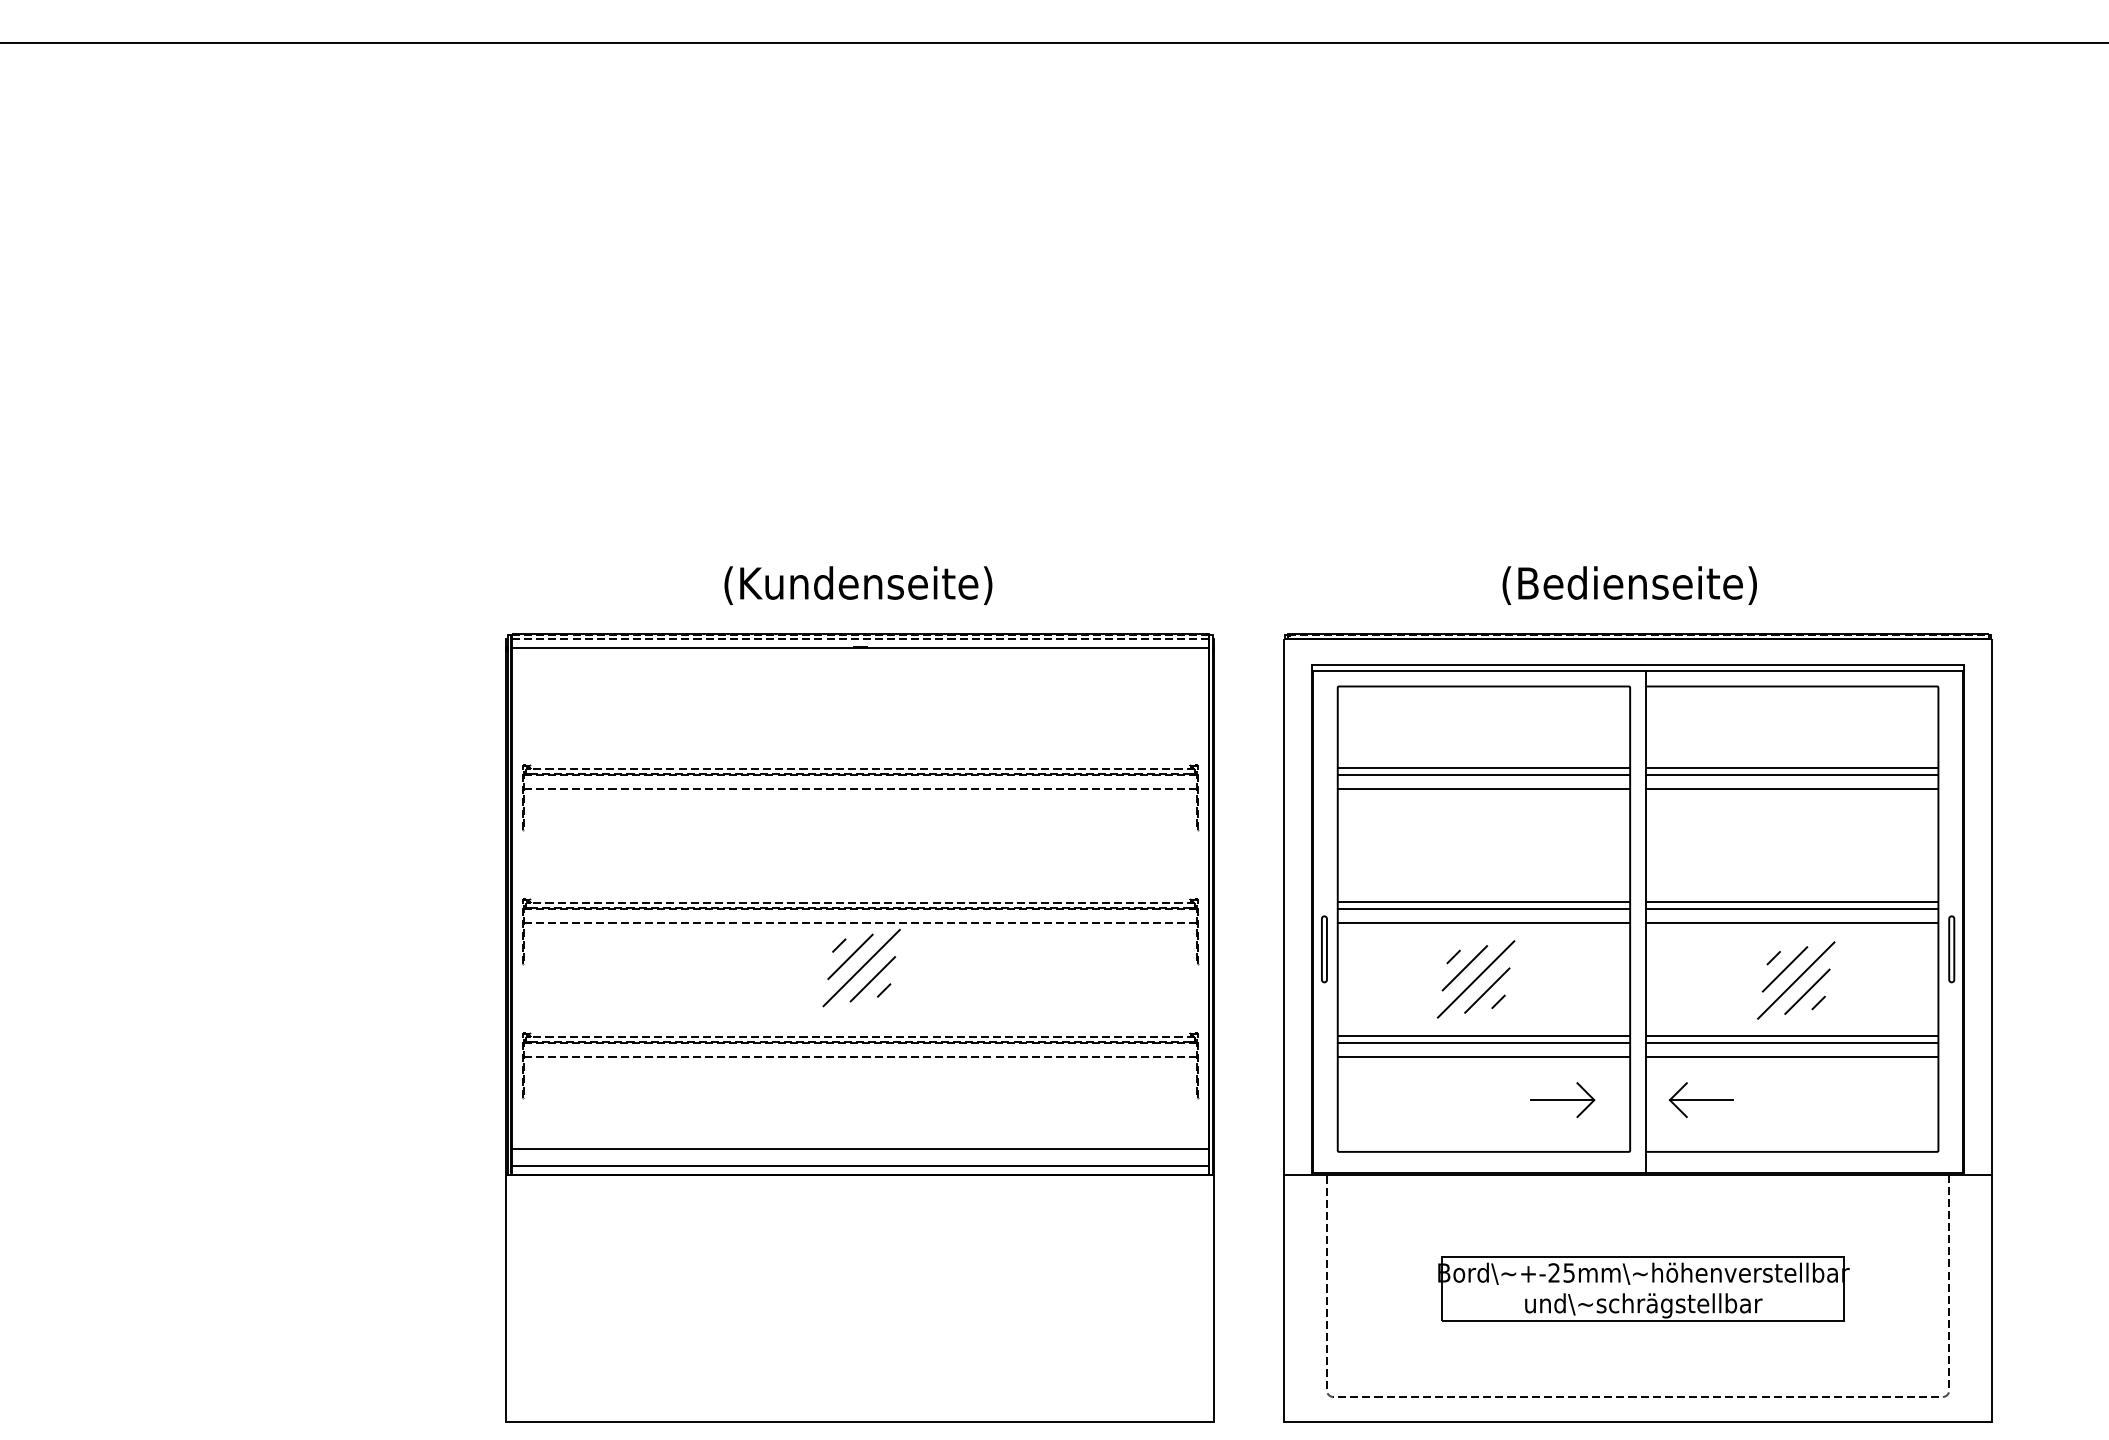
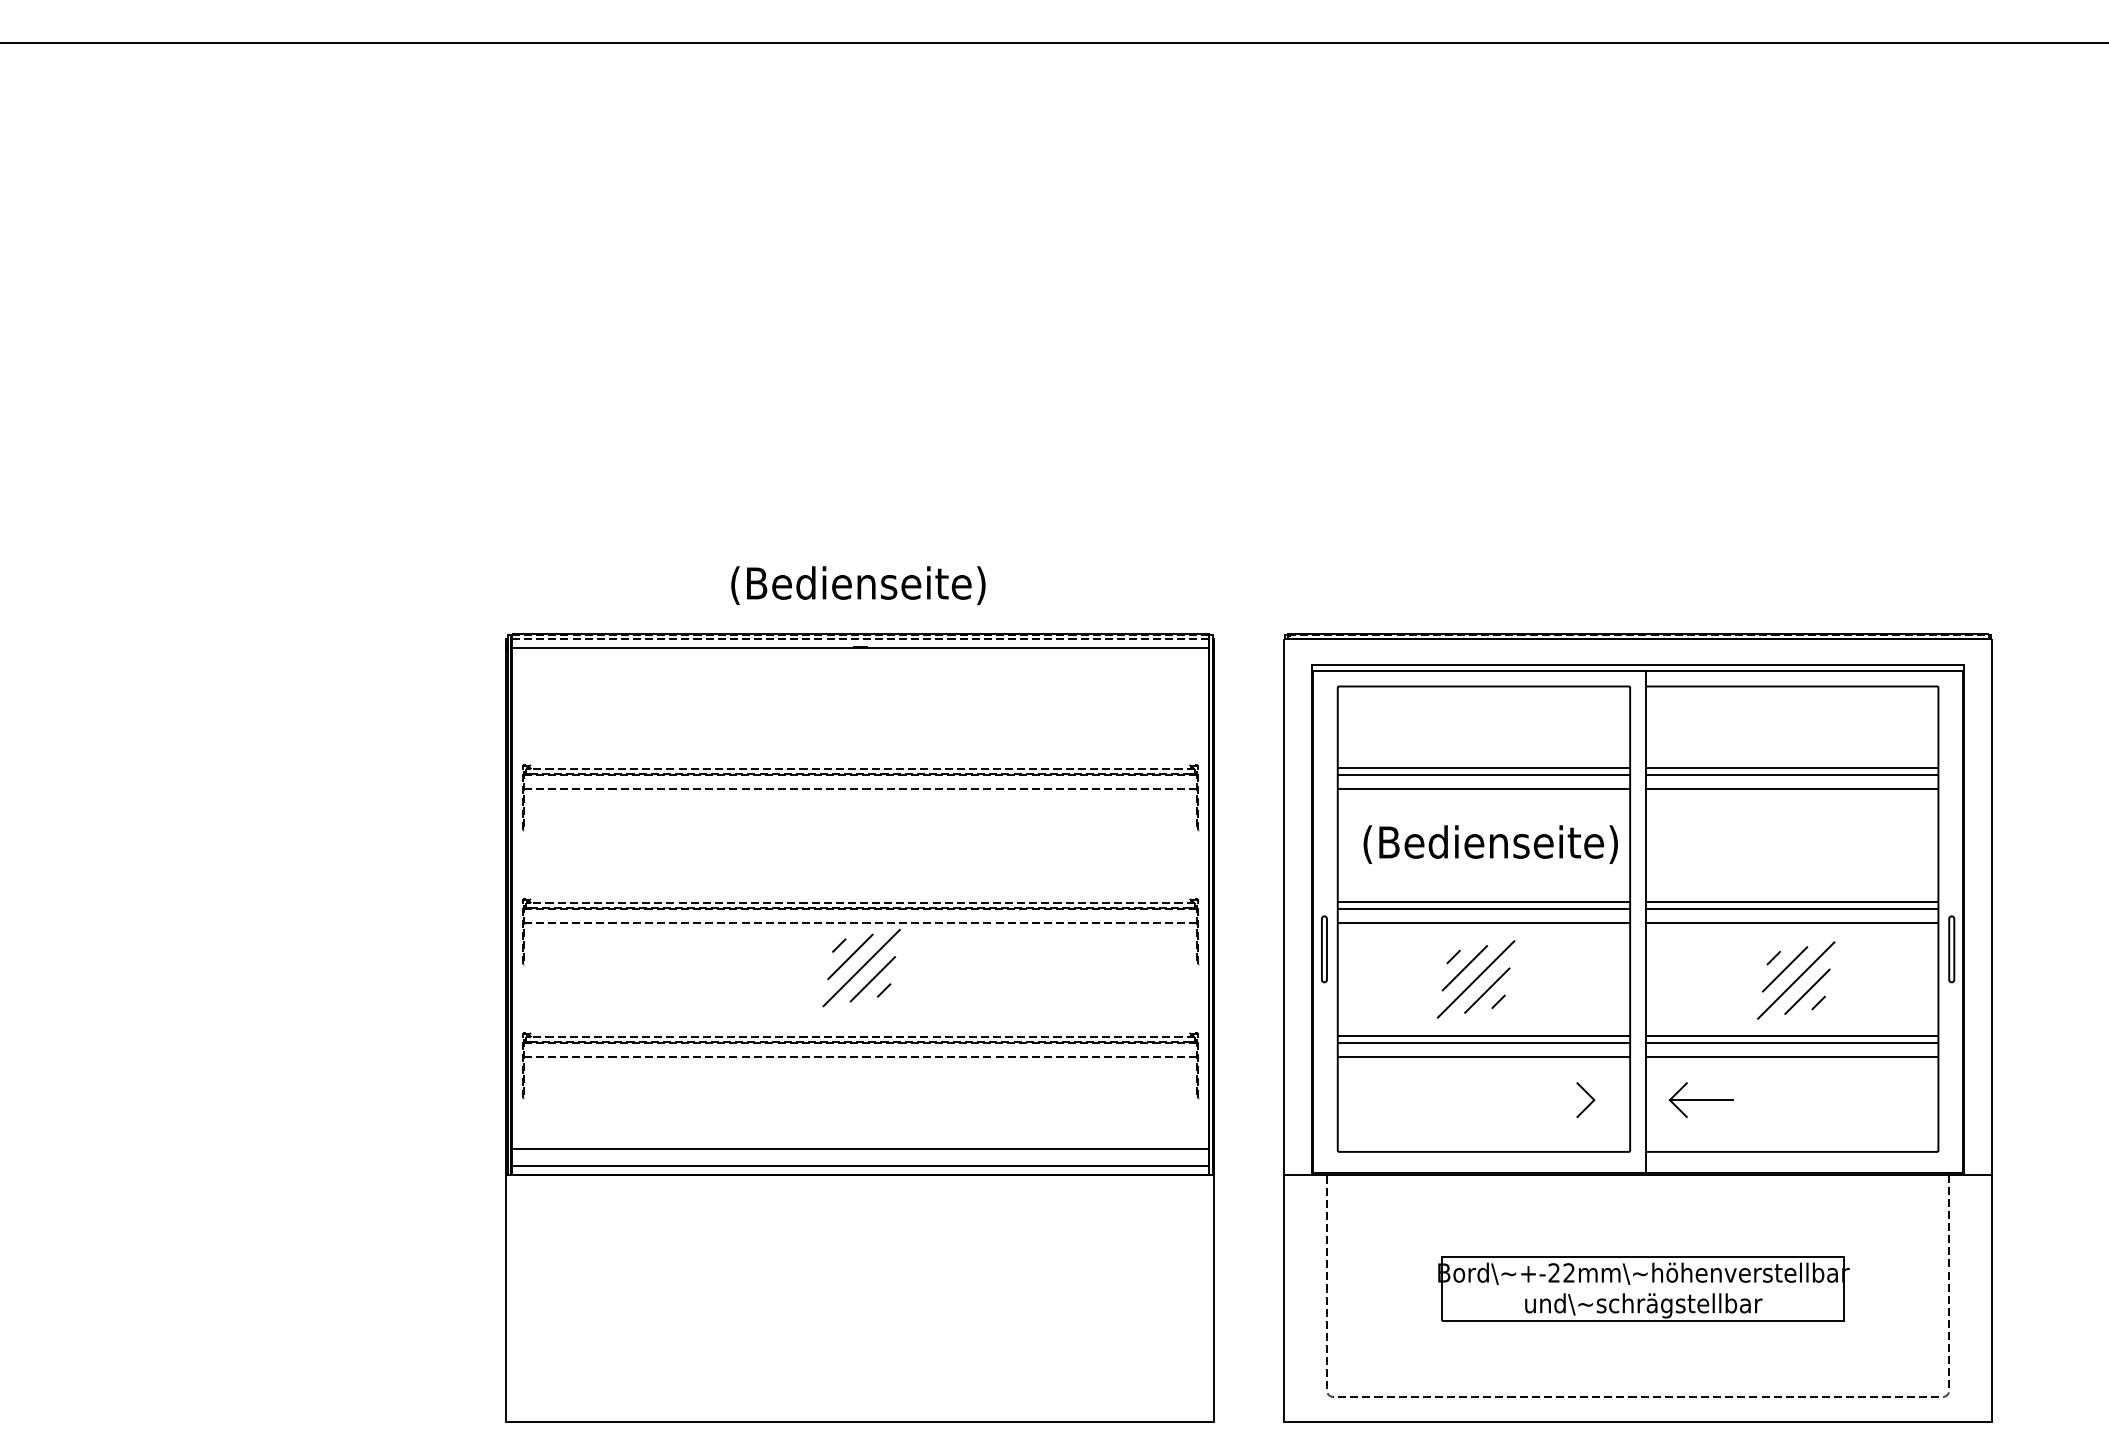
text: (Kundenseite) -> (Bedienseite) (858, 585)
text position: (1629, 585) -> (1490, 844) (1490, 844)
line: present -> none (1562, 1100)
text: +-25mm -> +-22mm (1568, 1272)
